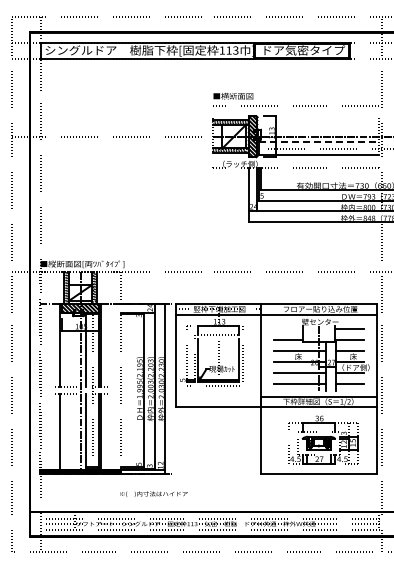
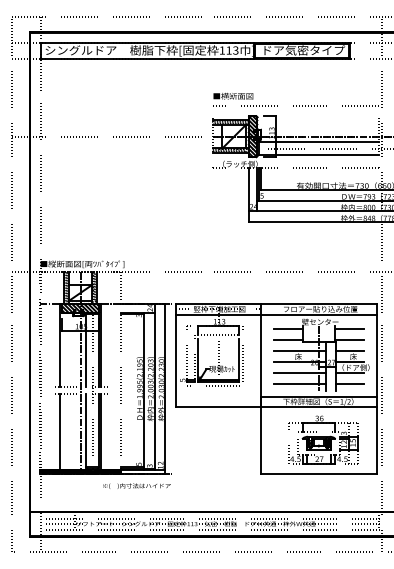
line: dashed -> solid (318, 142)
line: none -> present (287, 329)
text position: (153, 493) -> (136, 485) (136, 485)
